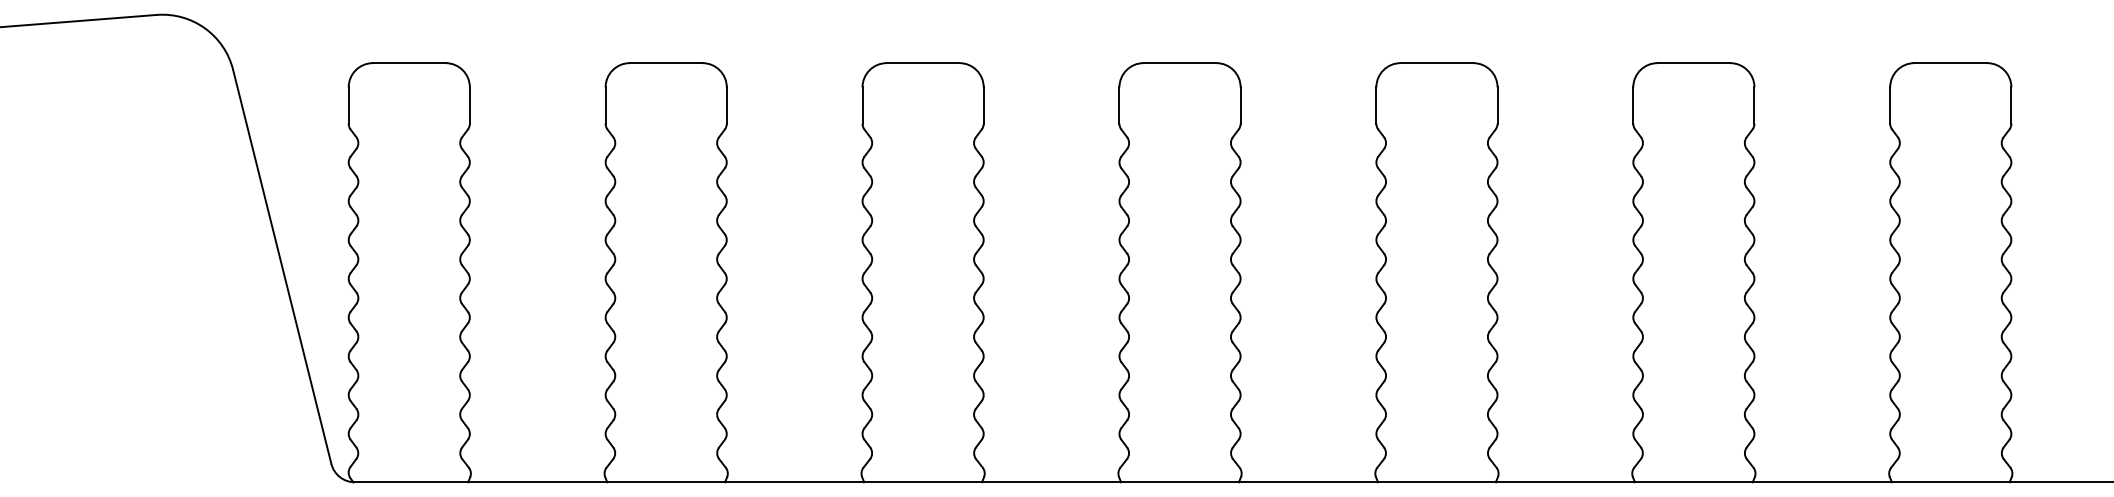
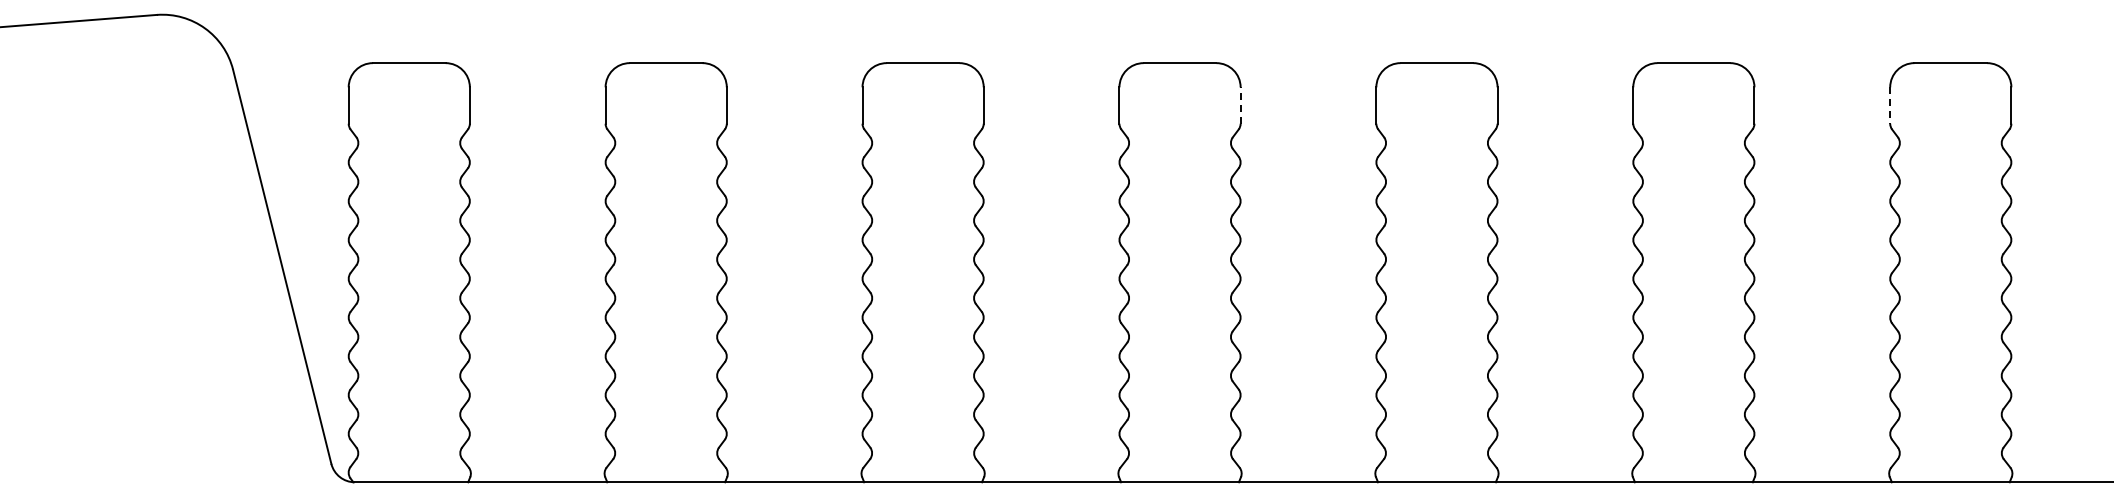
line: solid -> dashed (1240, 105)
line: solid -> dashed (1890, 106)
